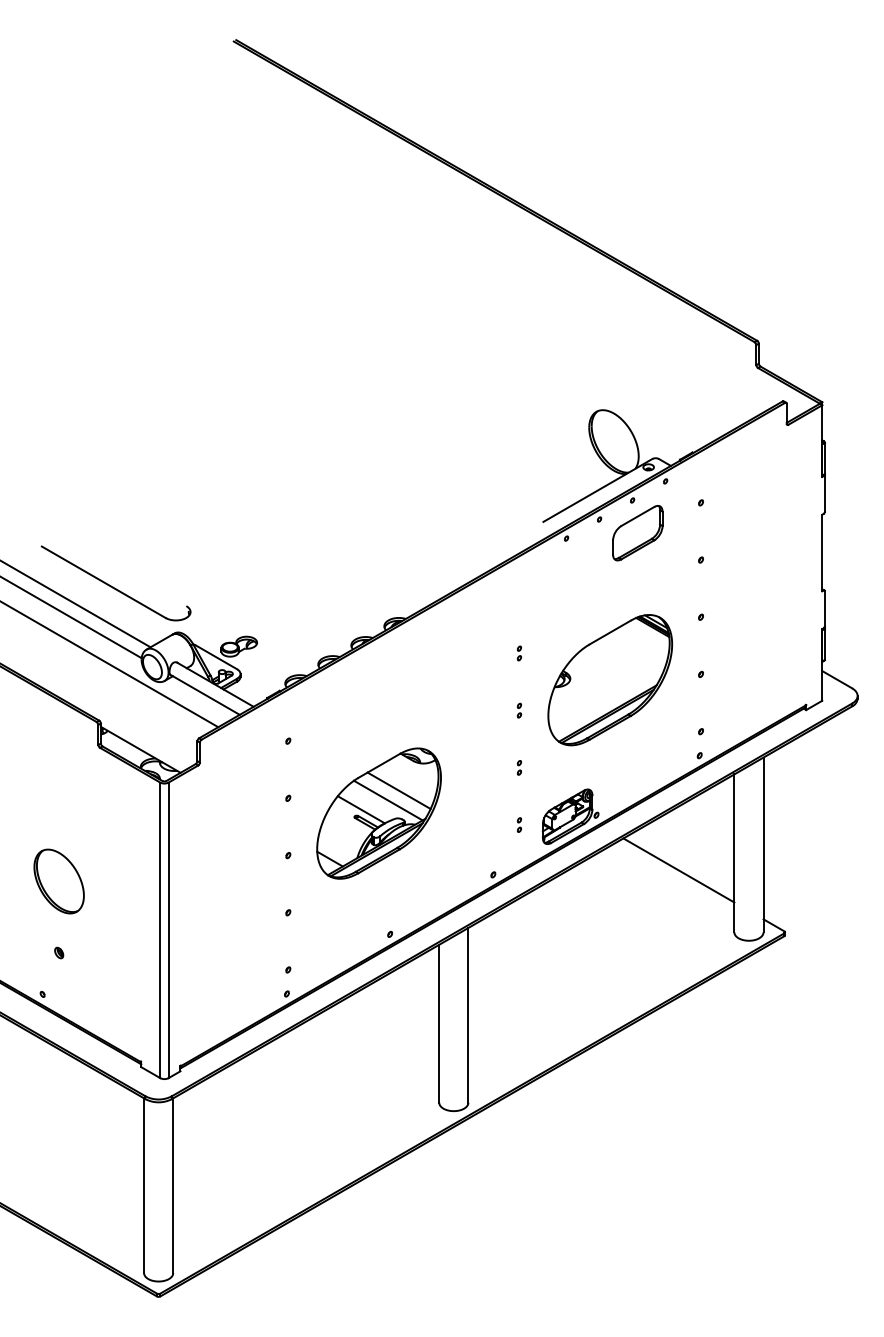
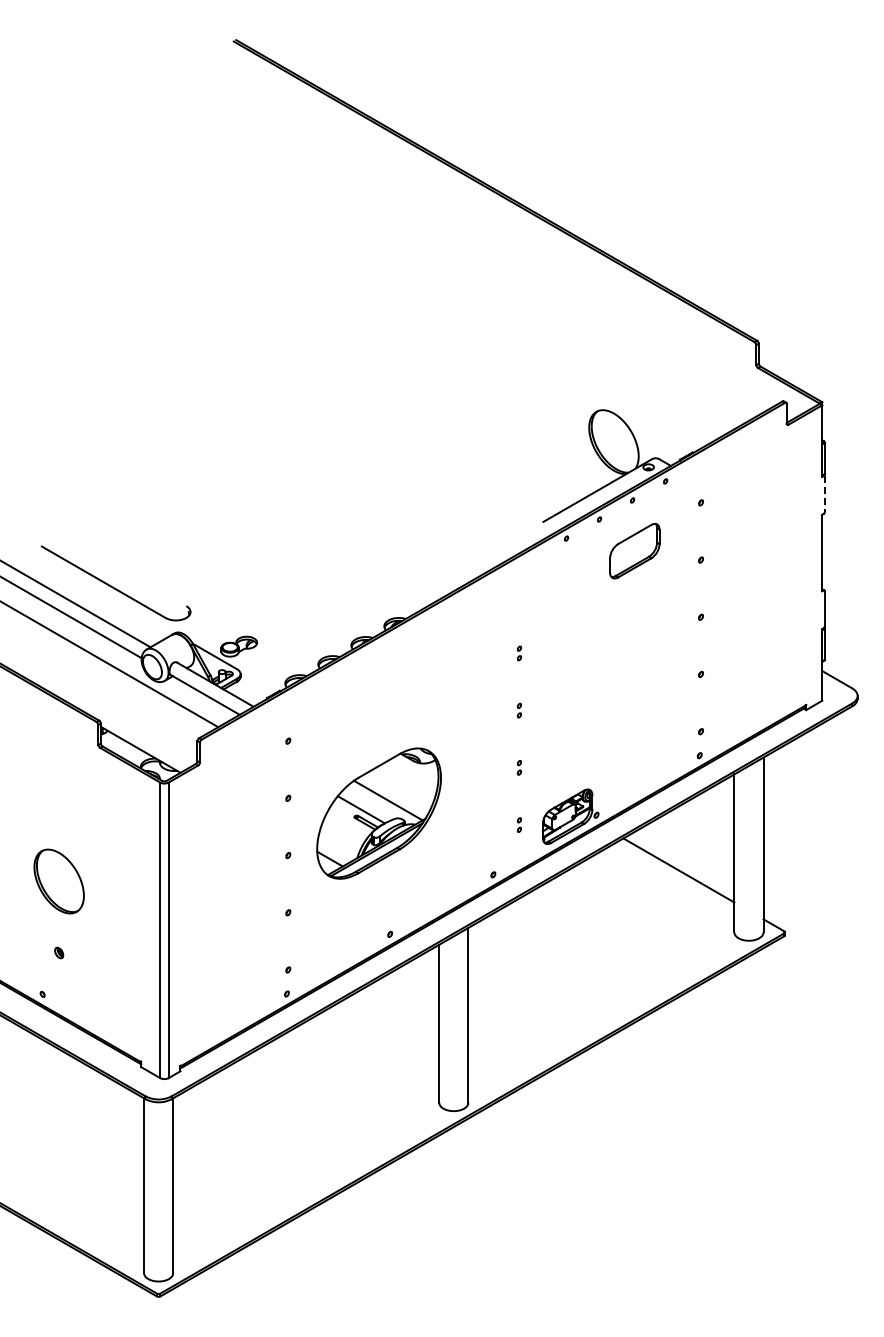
line: solid -> dashed (824, 494)
part position: (637, 533) -> (634, 551) (634, 551)
part: present -> none (610, 680)
line: present -> none (398, 790)
